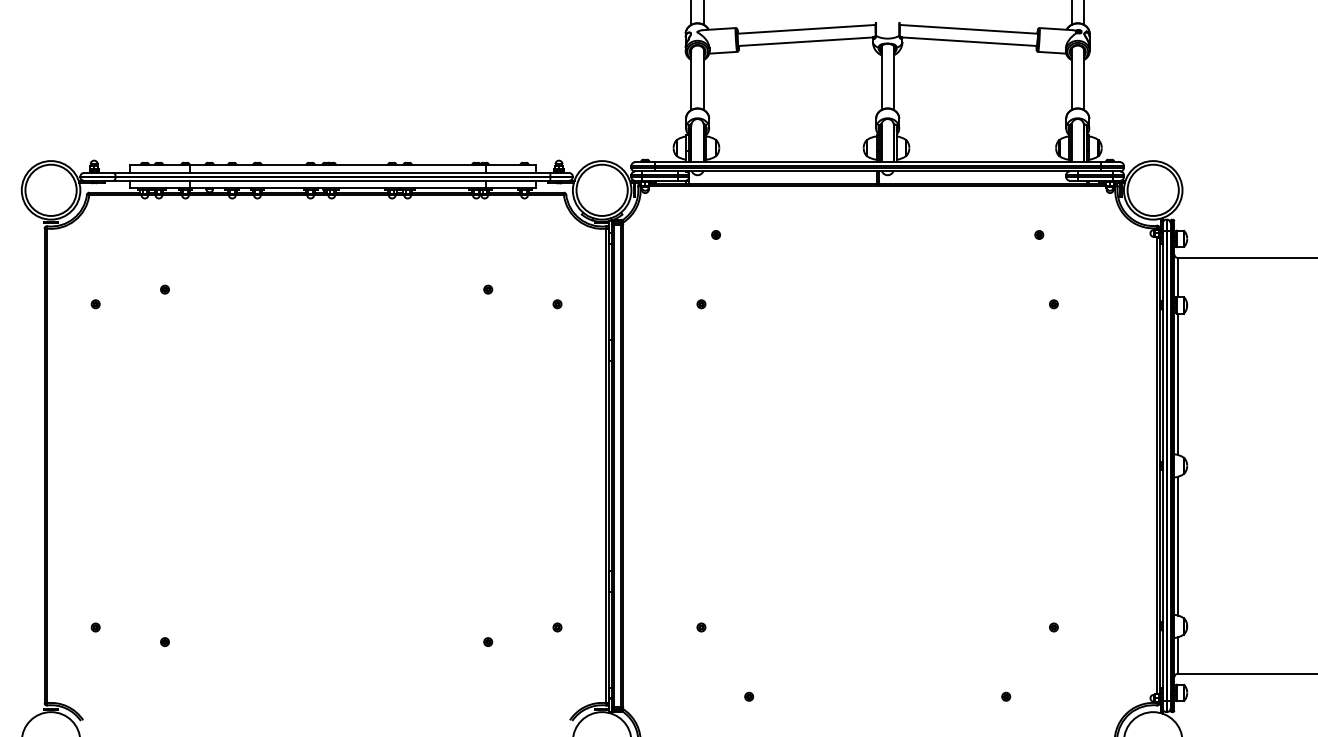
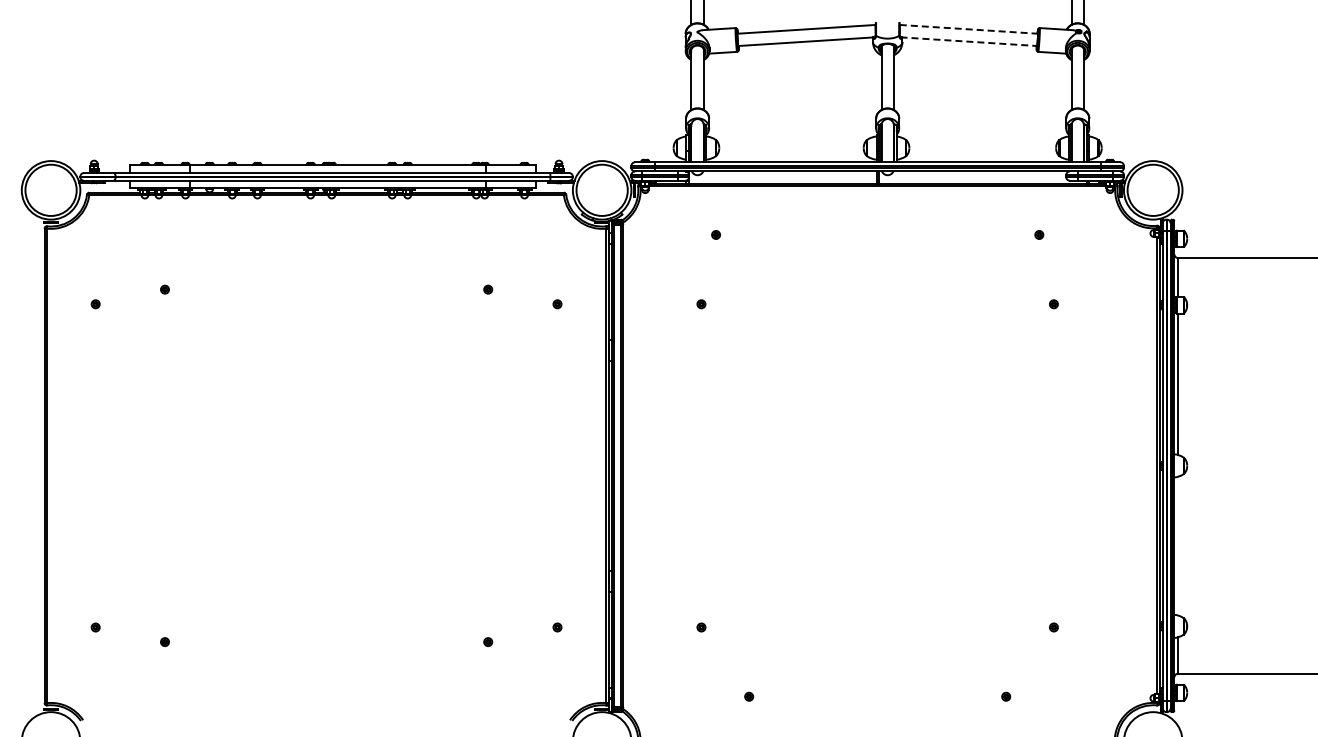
line: solid -> dashed (969, 29)
line: solid -> dashed (968, 41)
line: present -> none (1178, 545)
